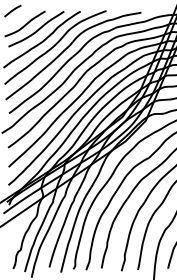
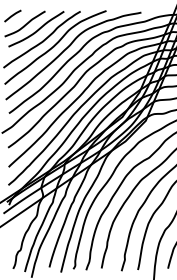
line position: (12, 10) -> (12, 15) (12, 15)
